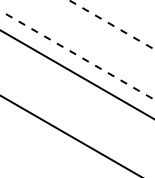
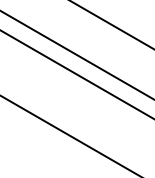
line: dashed -> solid (111, 24)
line: dashed -> solid (77, 55)
